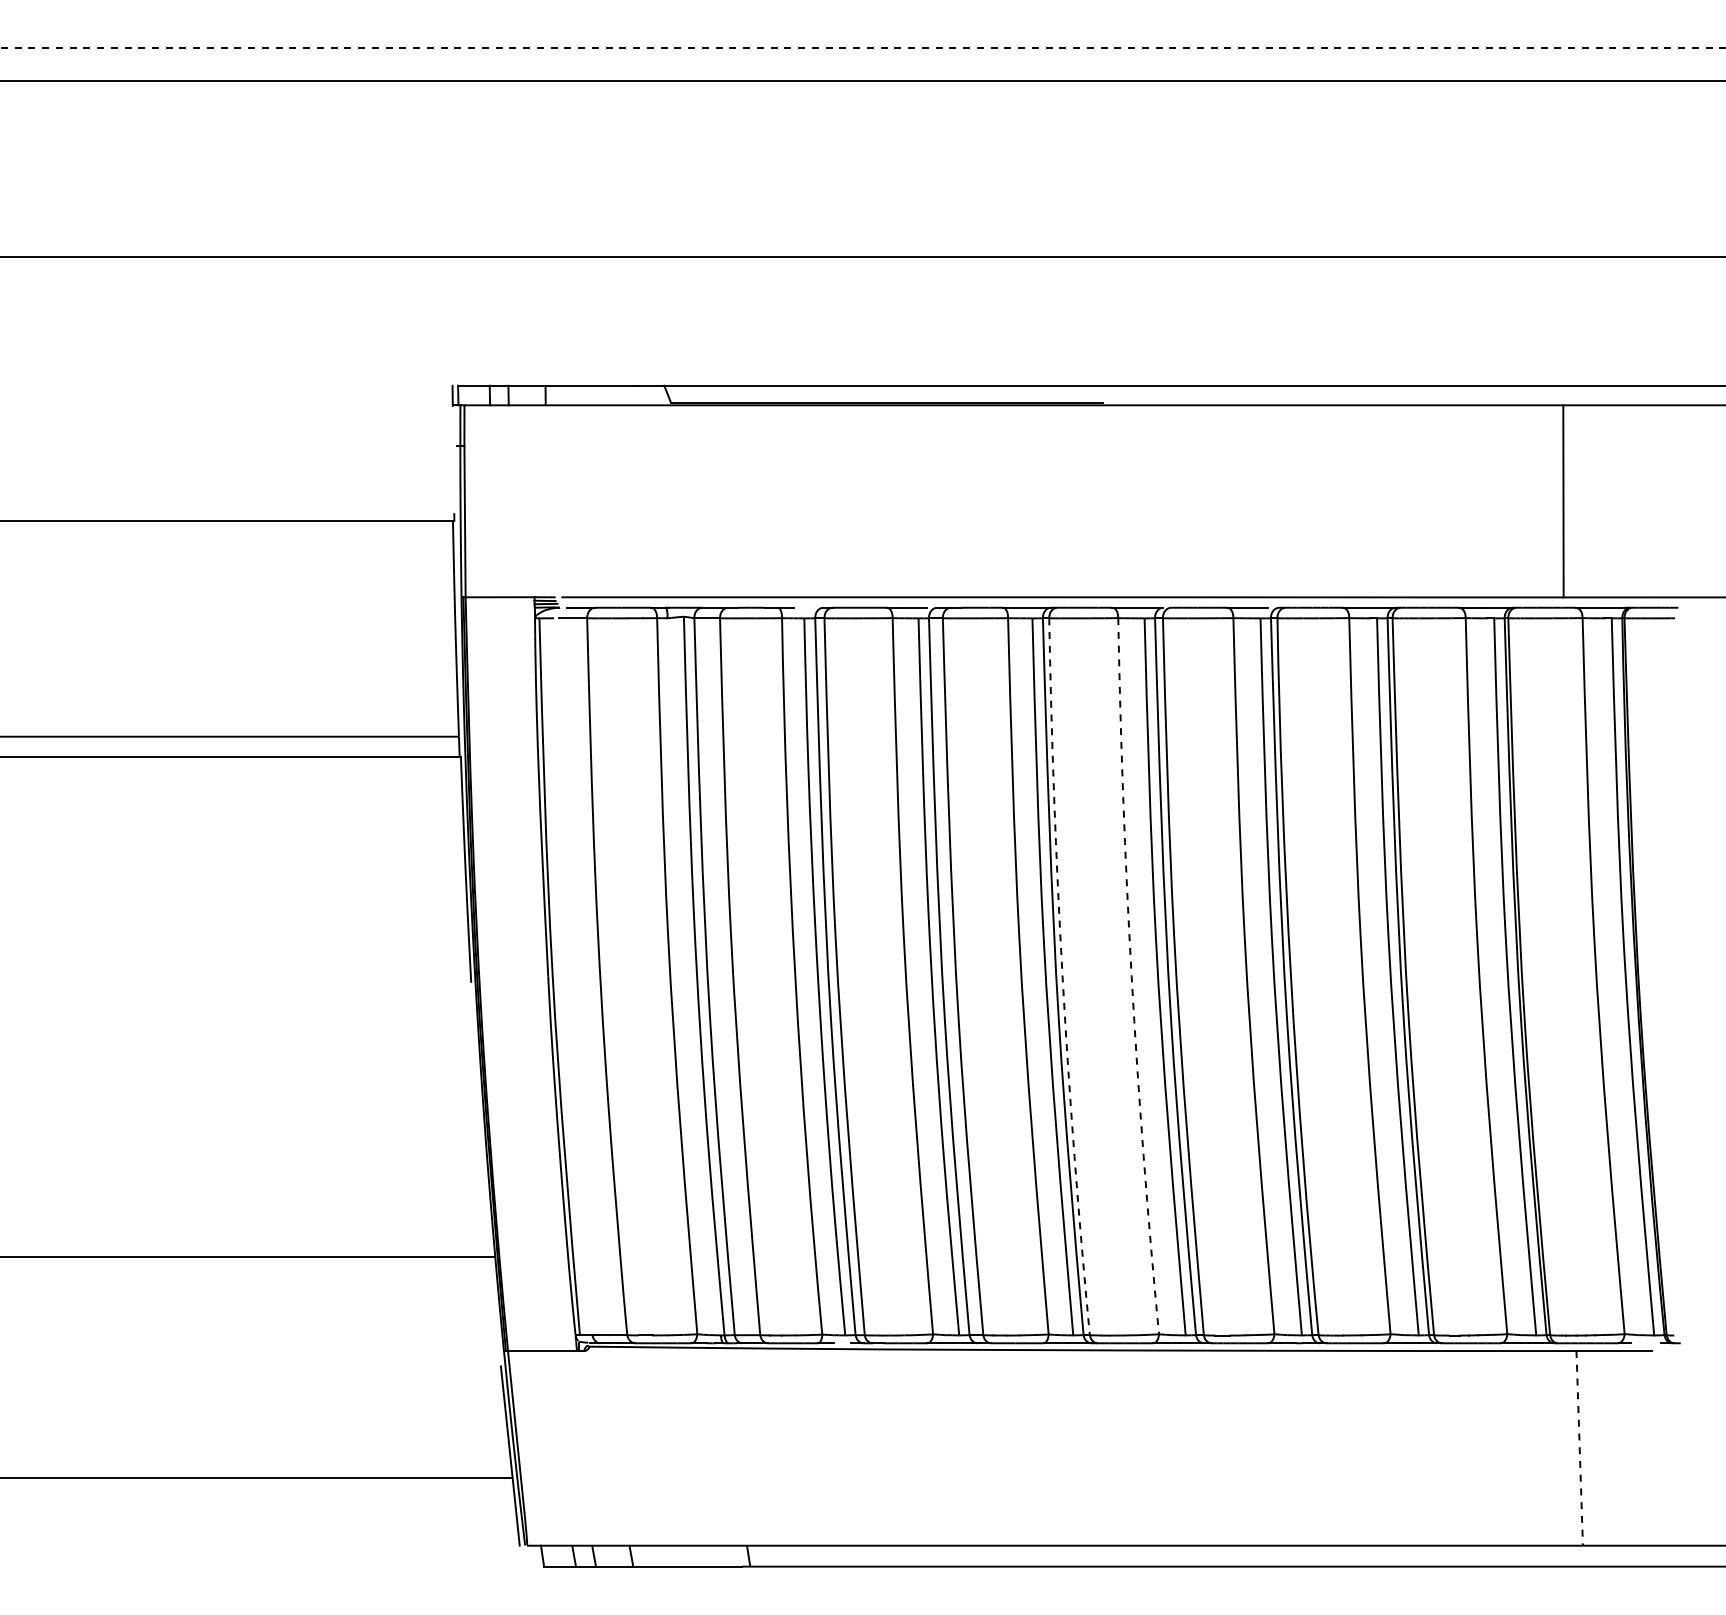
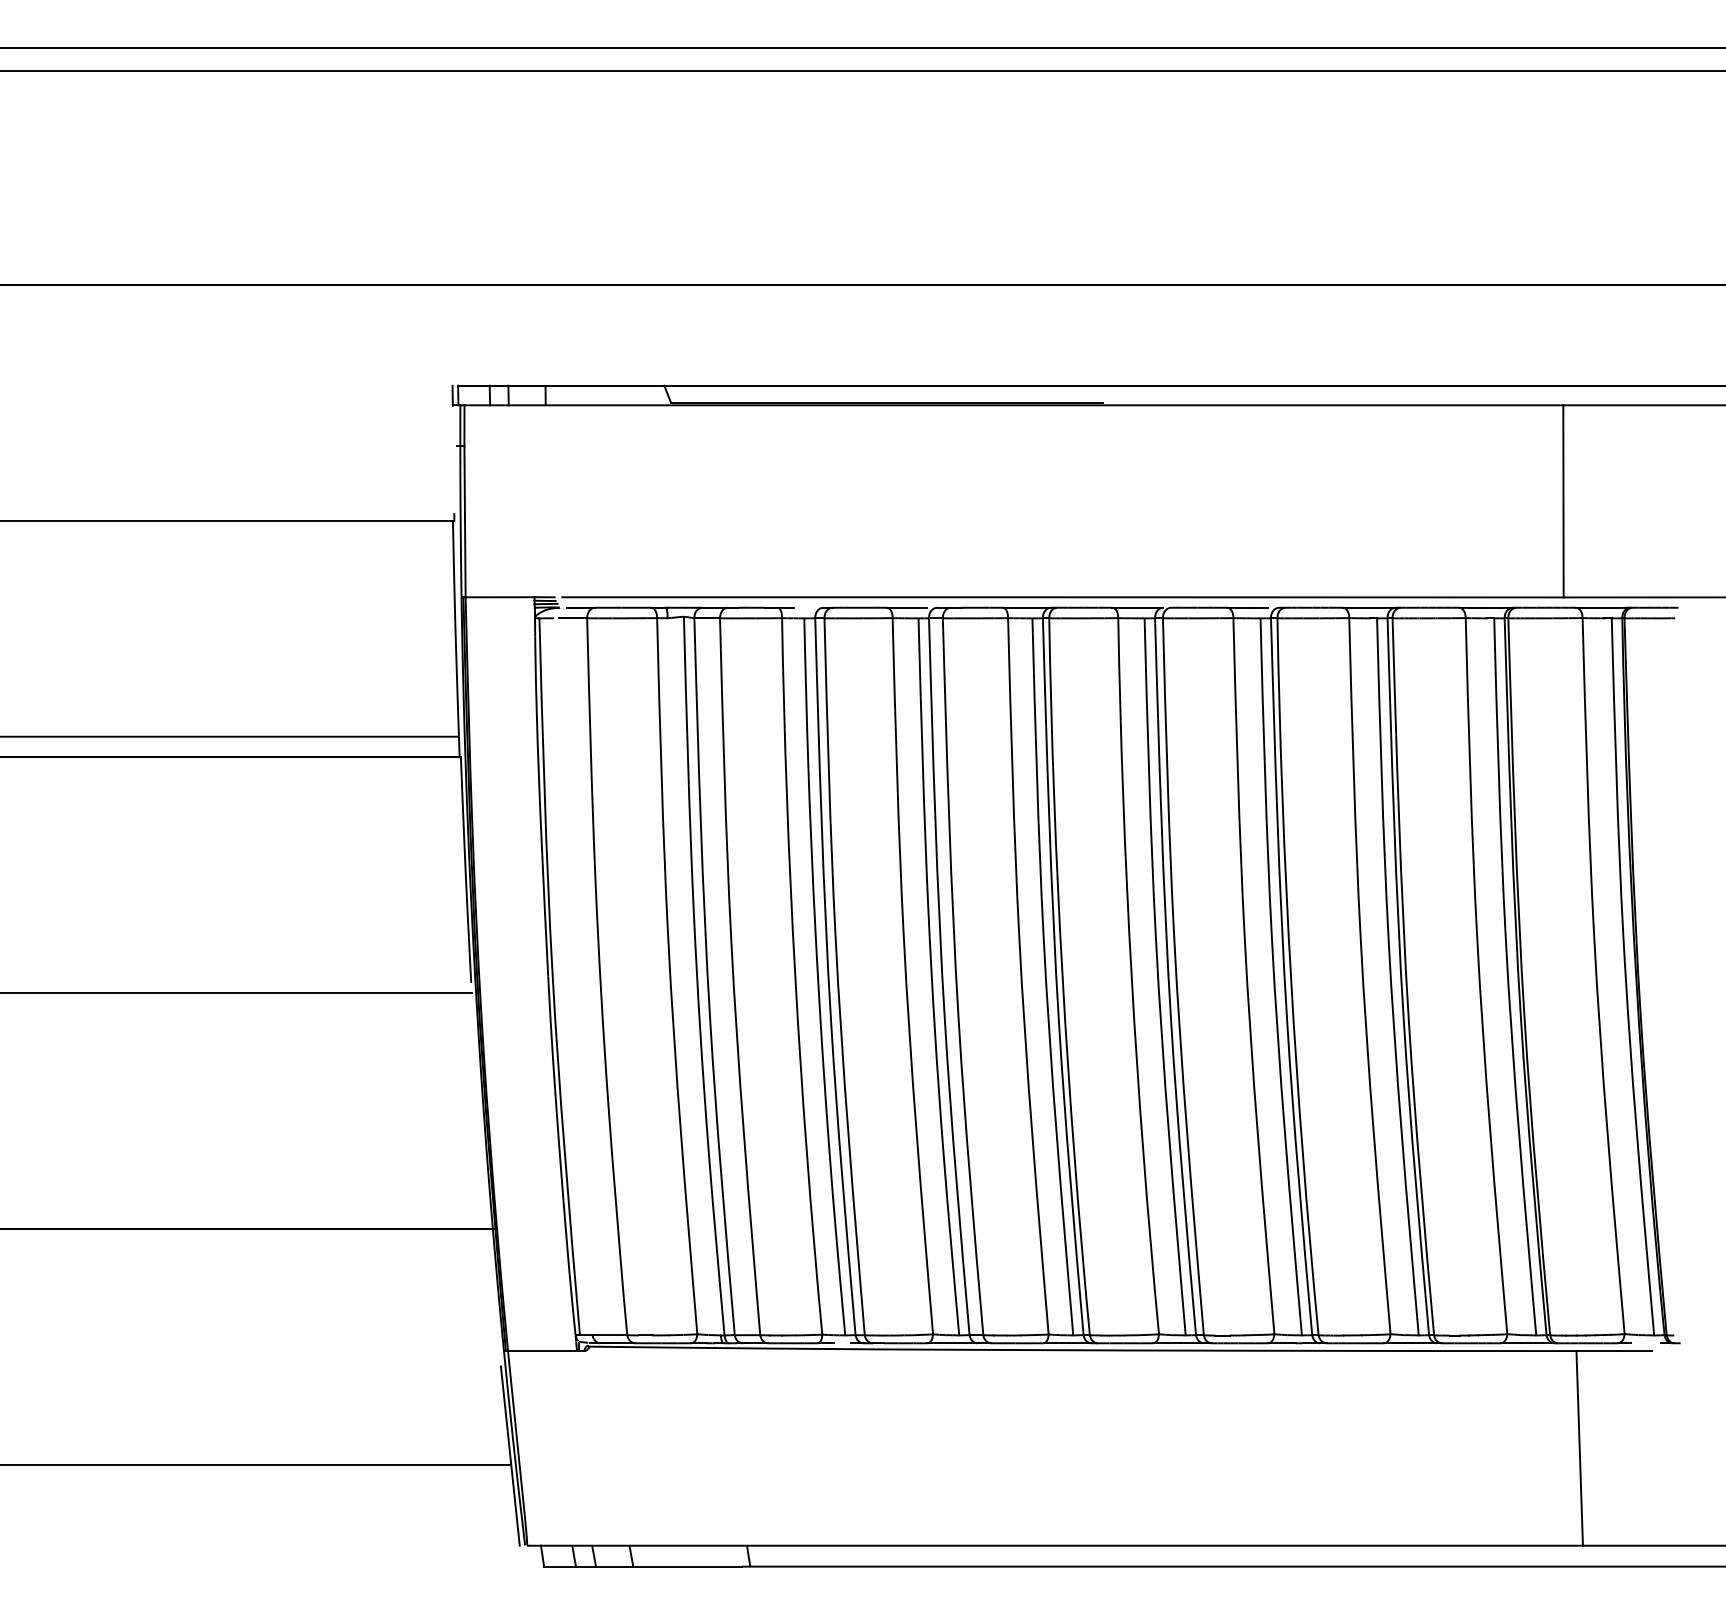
line: dashed -> solid (863, 48)
line position: (862, 81) -> (862, 71) (862, 71)
line position: (862, 256) -> (862, 284) (862, 284)
arc: dashed -> solid (1131, 976)
arc: dashed -> solid (1062, 977)
line: none -> present (236, 993)
line position: (248, 1257) -> (248, 1229) (248, 1229)
line: dashed -> solid (1579, 1448)
line position: (256, 1478) -> (256, 1465) (256, 1465)
